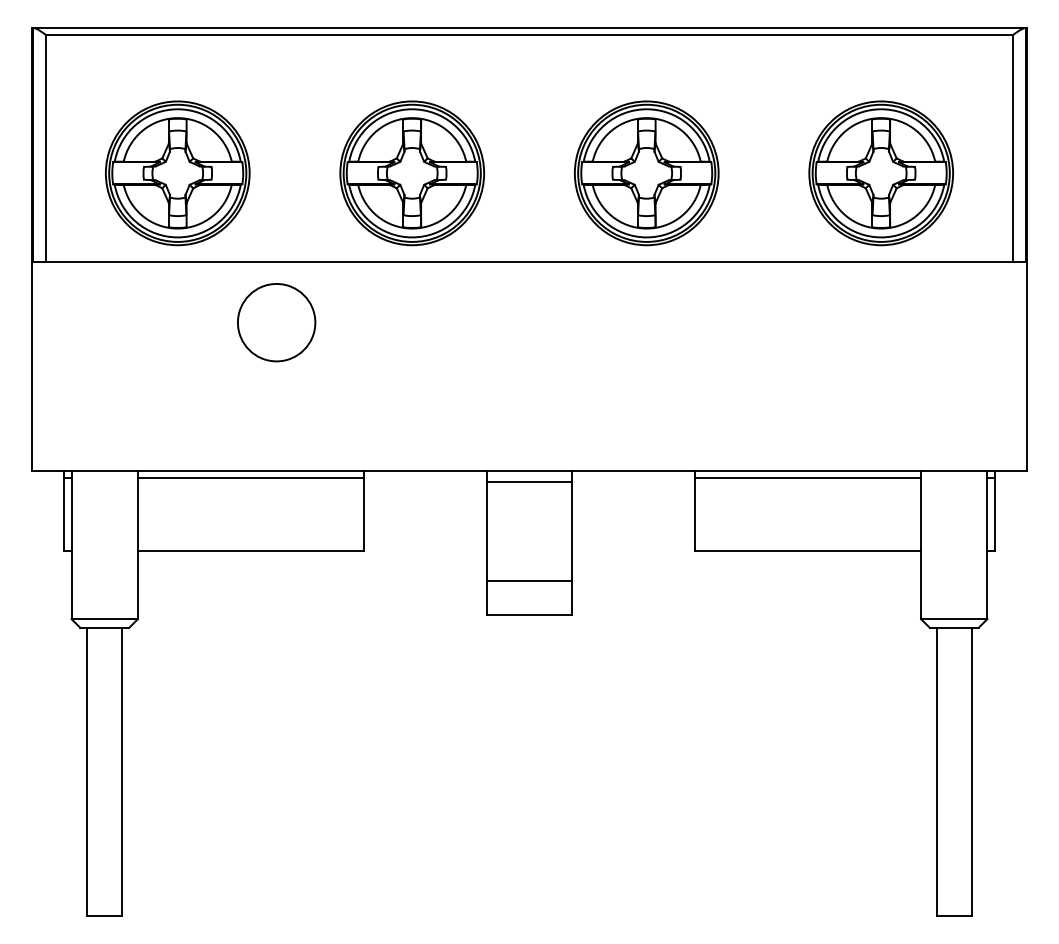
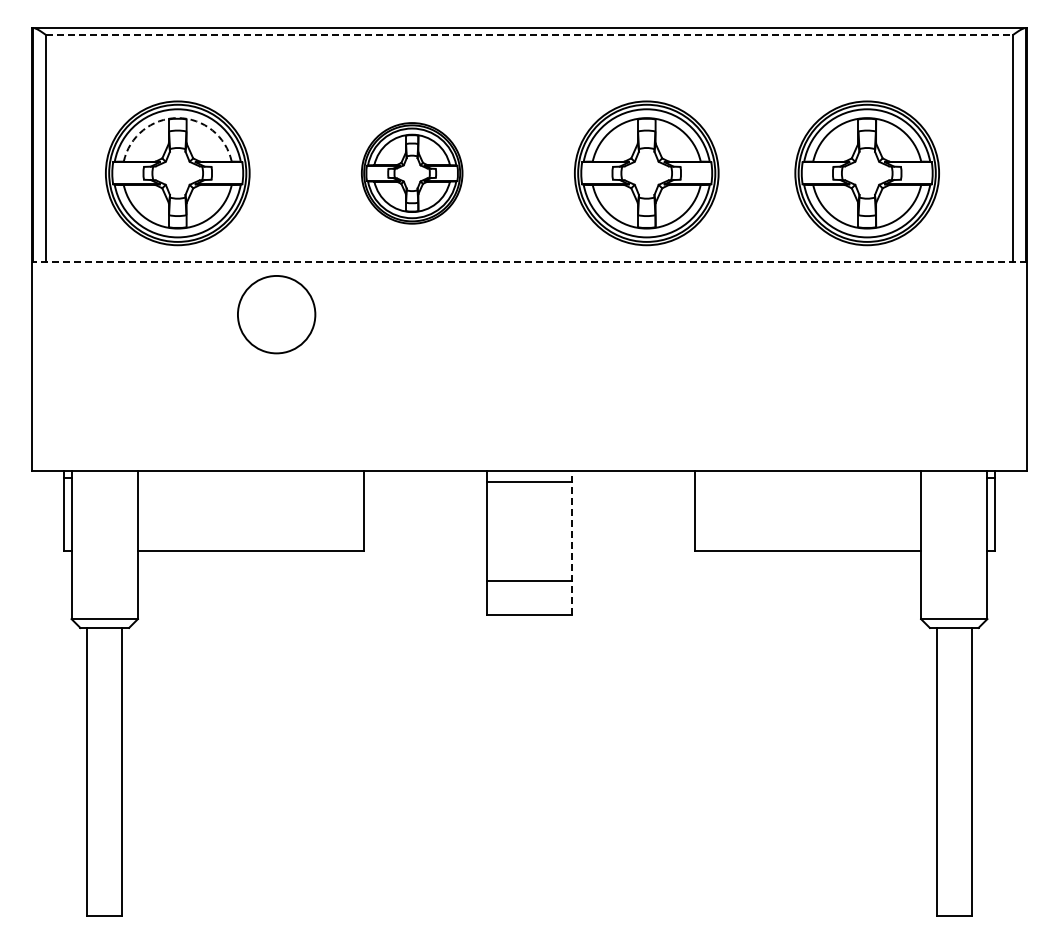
line: solid -> dashed (530, 35)
arc: solid -> dashed (177, 118)
part size: 146x147 px -> 103x103 px (412, 173)
part position: (880, 173) -> (866, 173) (866, 173)
line: solid -> dashed (529, 261)
circle position: (276, 322) -> (276, 314) (276, 314)
line: present -> none (250, 477)
line: present -> none (808, 477)
line: solid -> dashed (571, 542)
